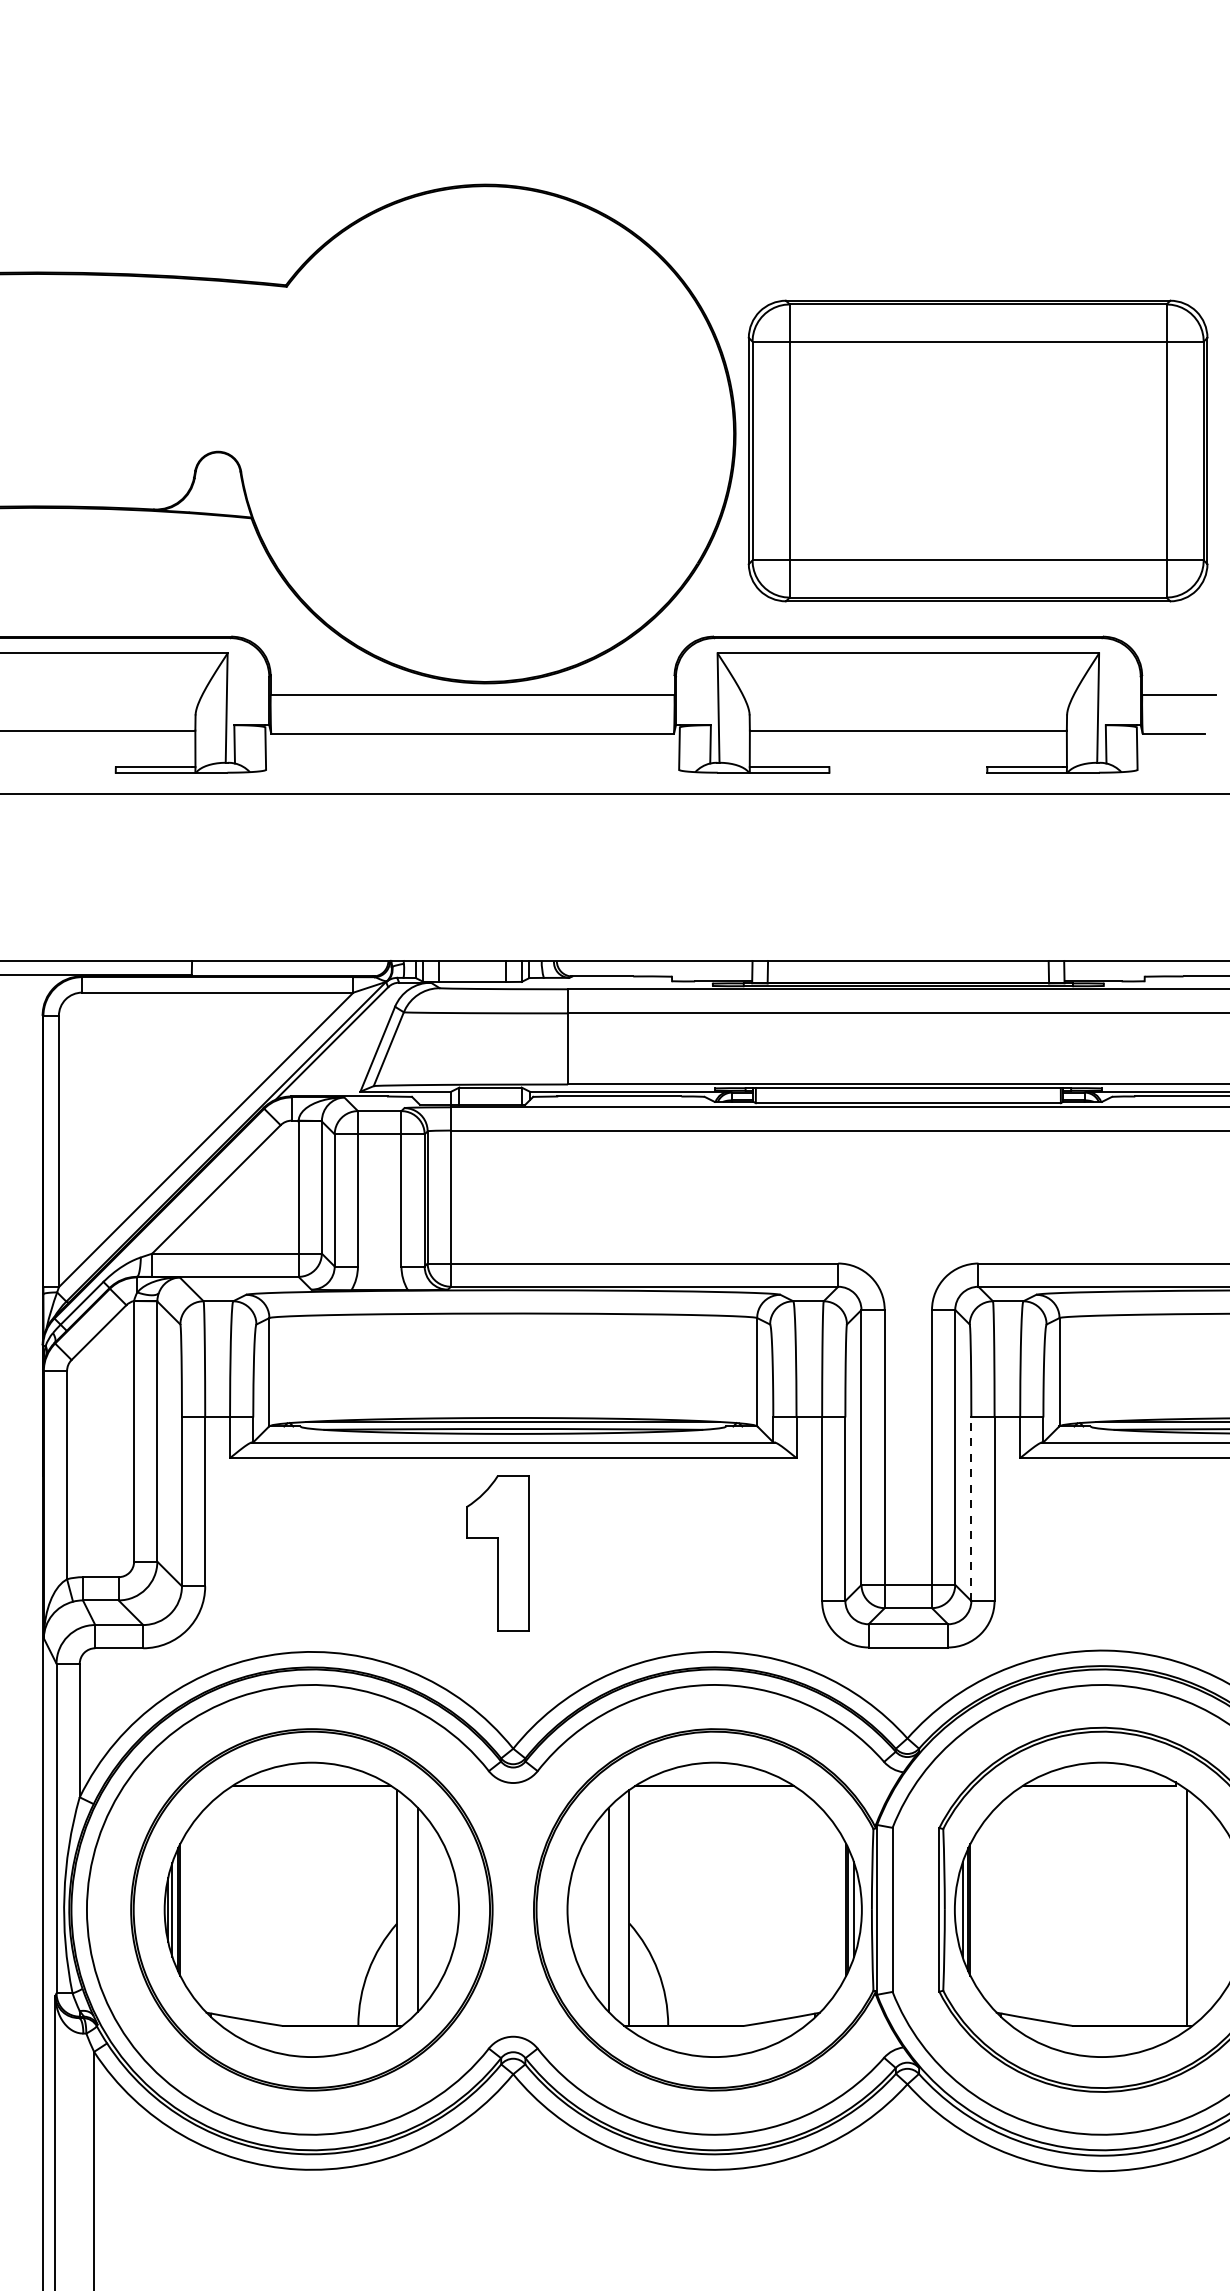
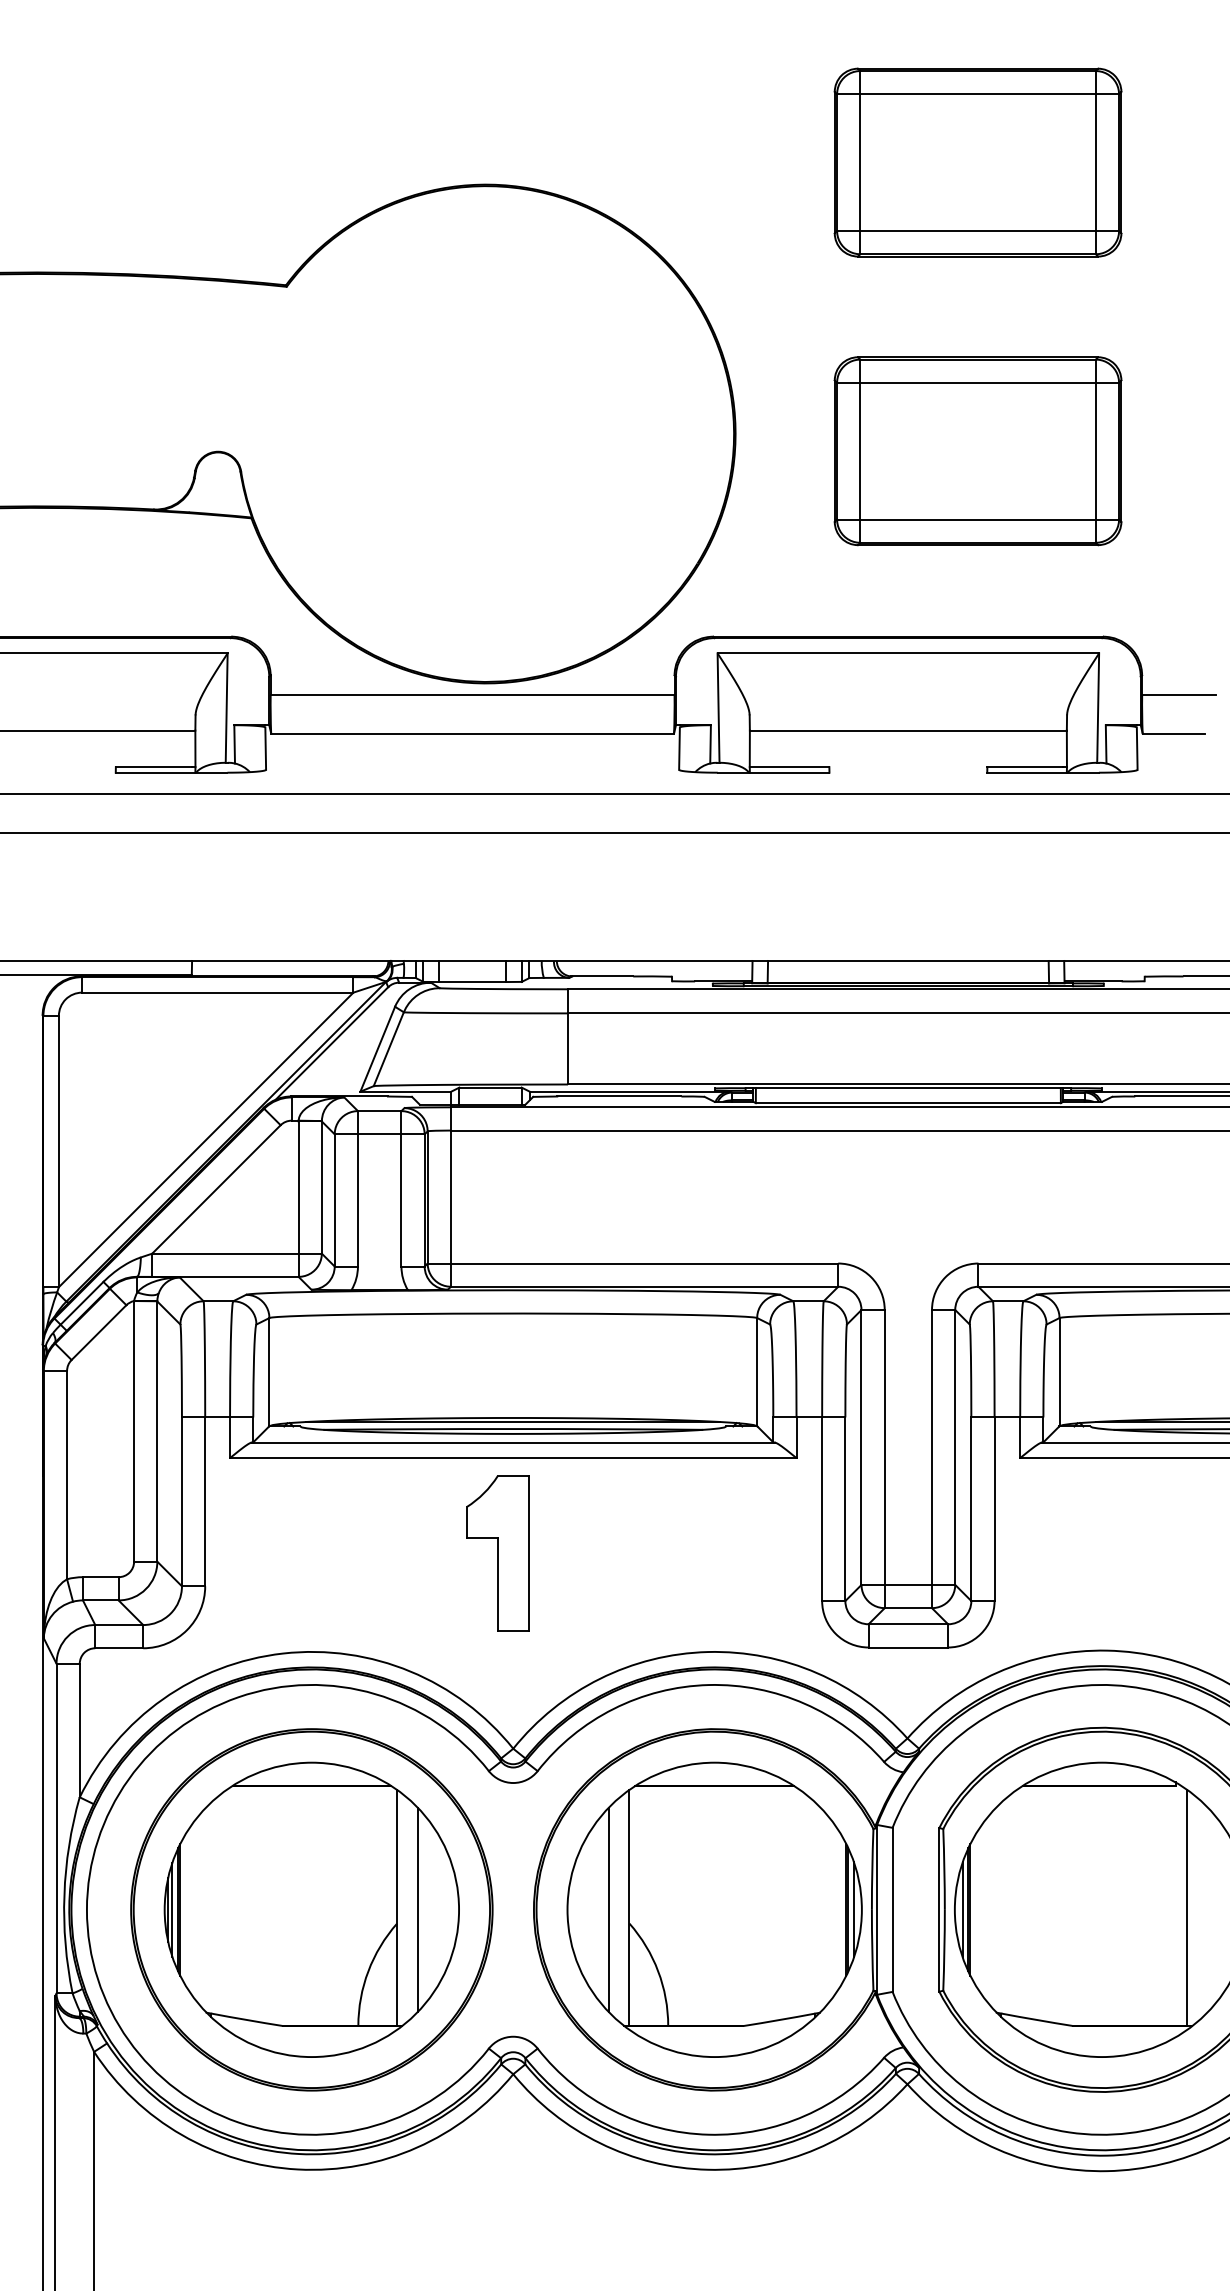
part: none -> present (977, 162)
part size: 462x304 px -> 290x191 px (977, 451)
line: none -> present (614, 832)
line: dashed -> solid (971, 1509)
